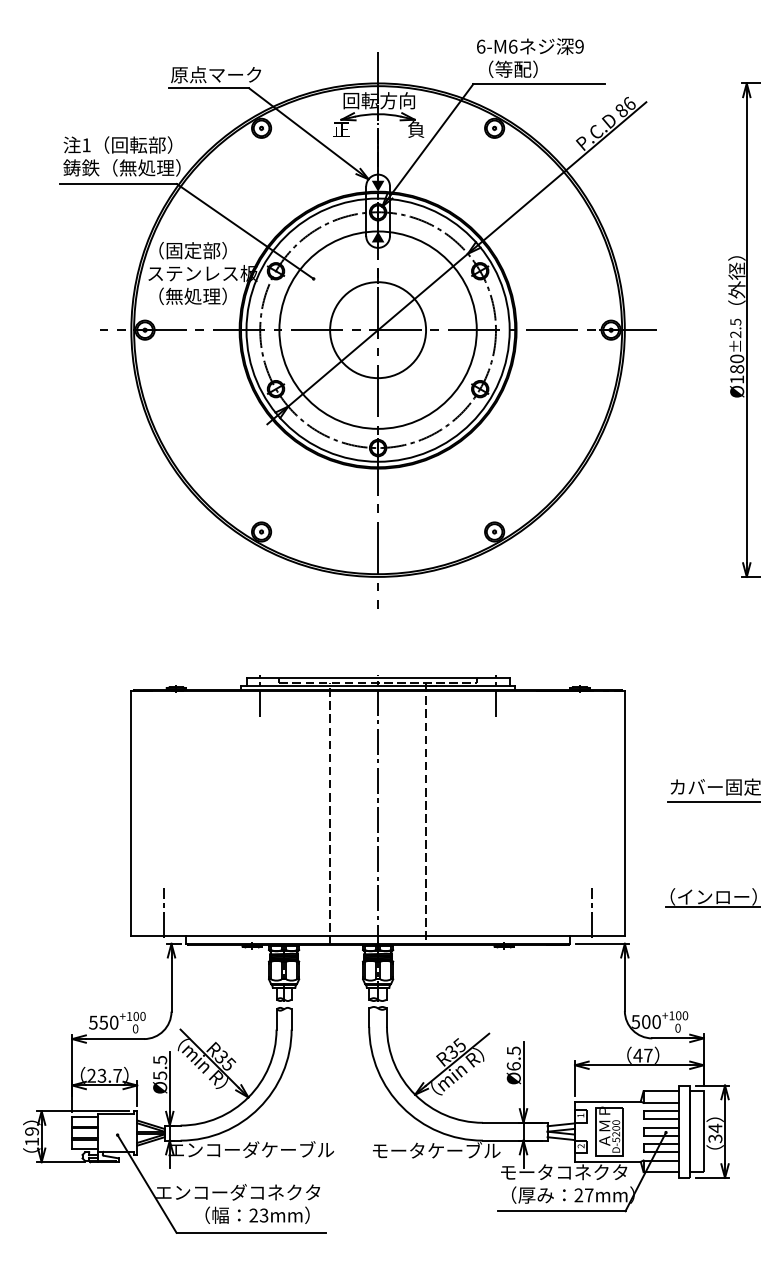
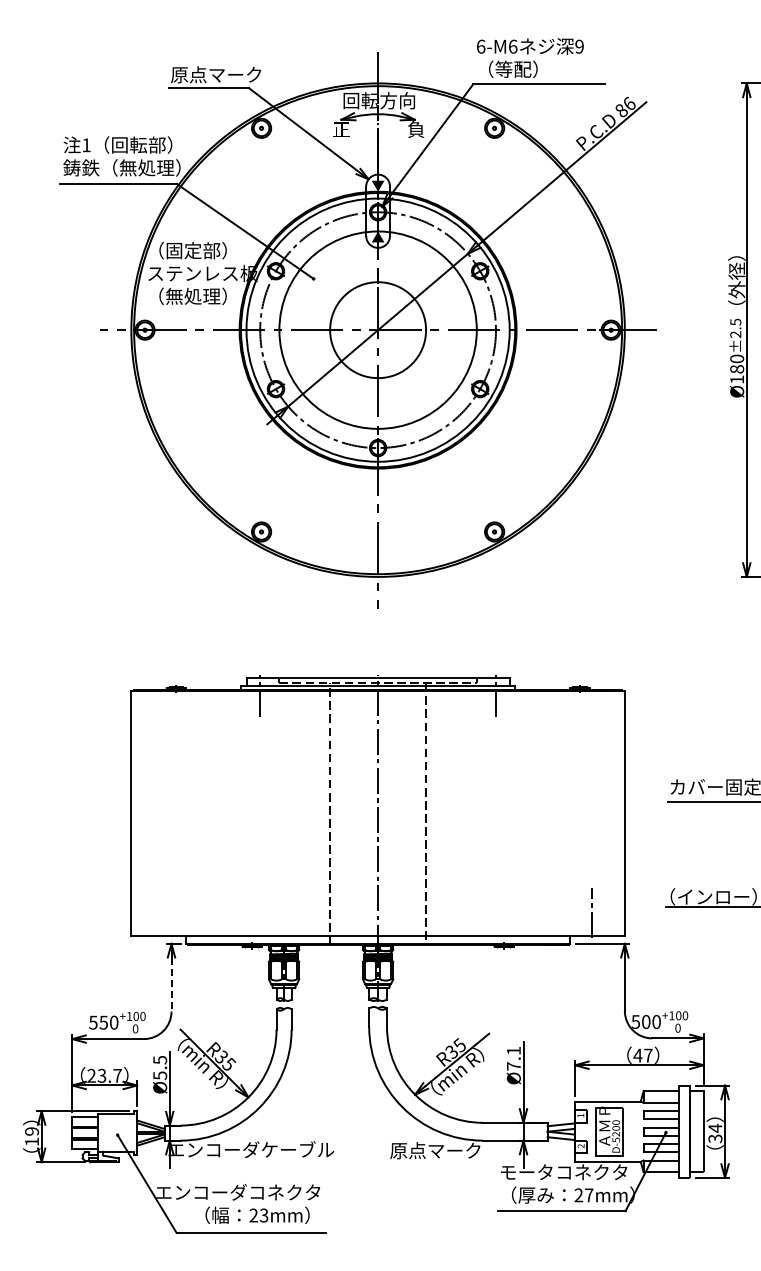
line: present -> none (164, 913)
line: solid -> dashed (171, 984)
text: Ø6.5 -> Ø7.1 (513, 1058)
text: モータケーブル -> 原点マーク (436, 1150)
